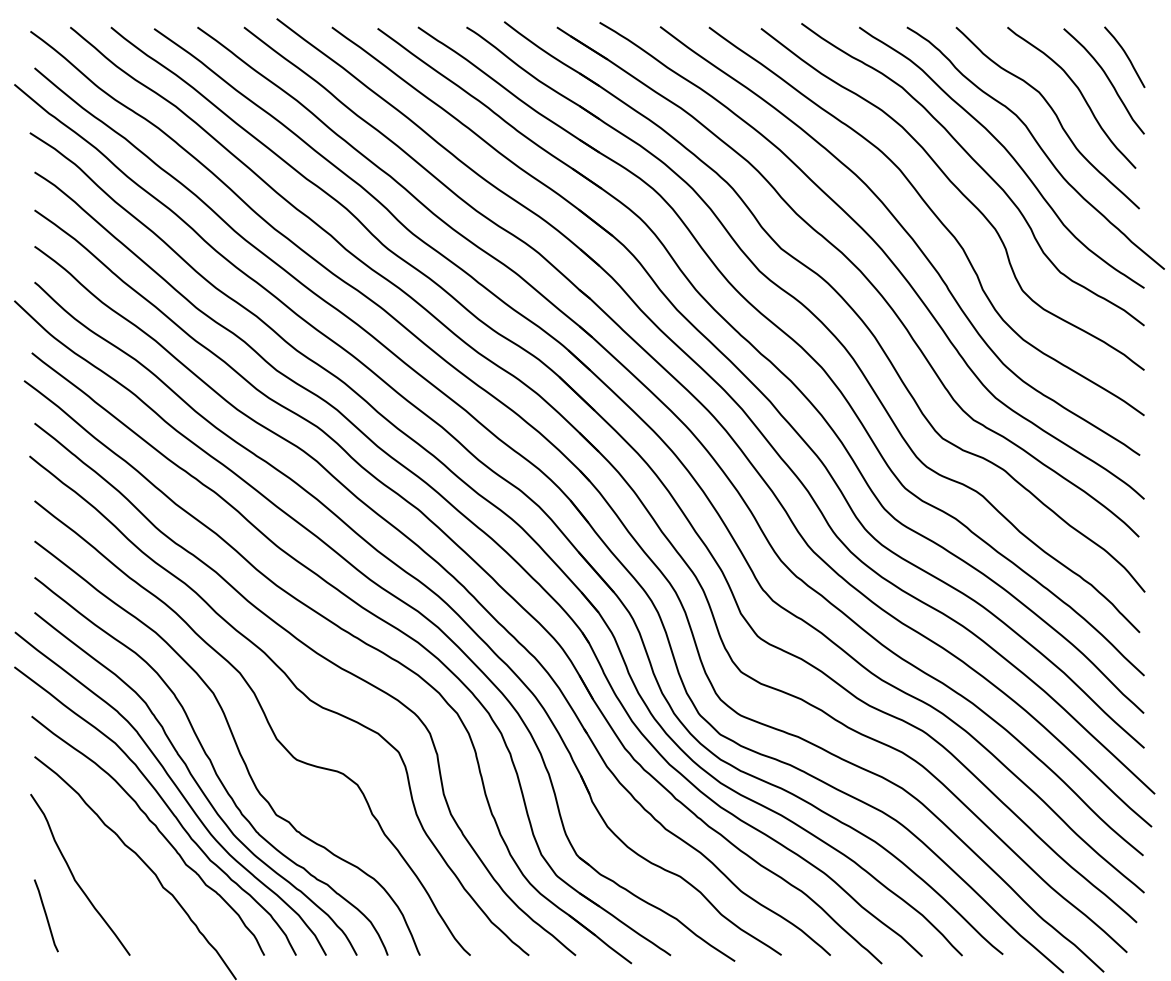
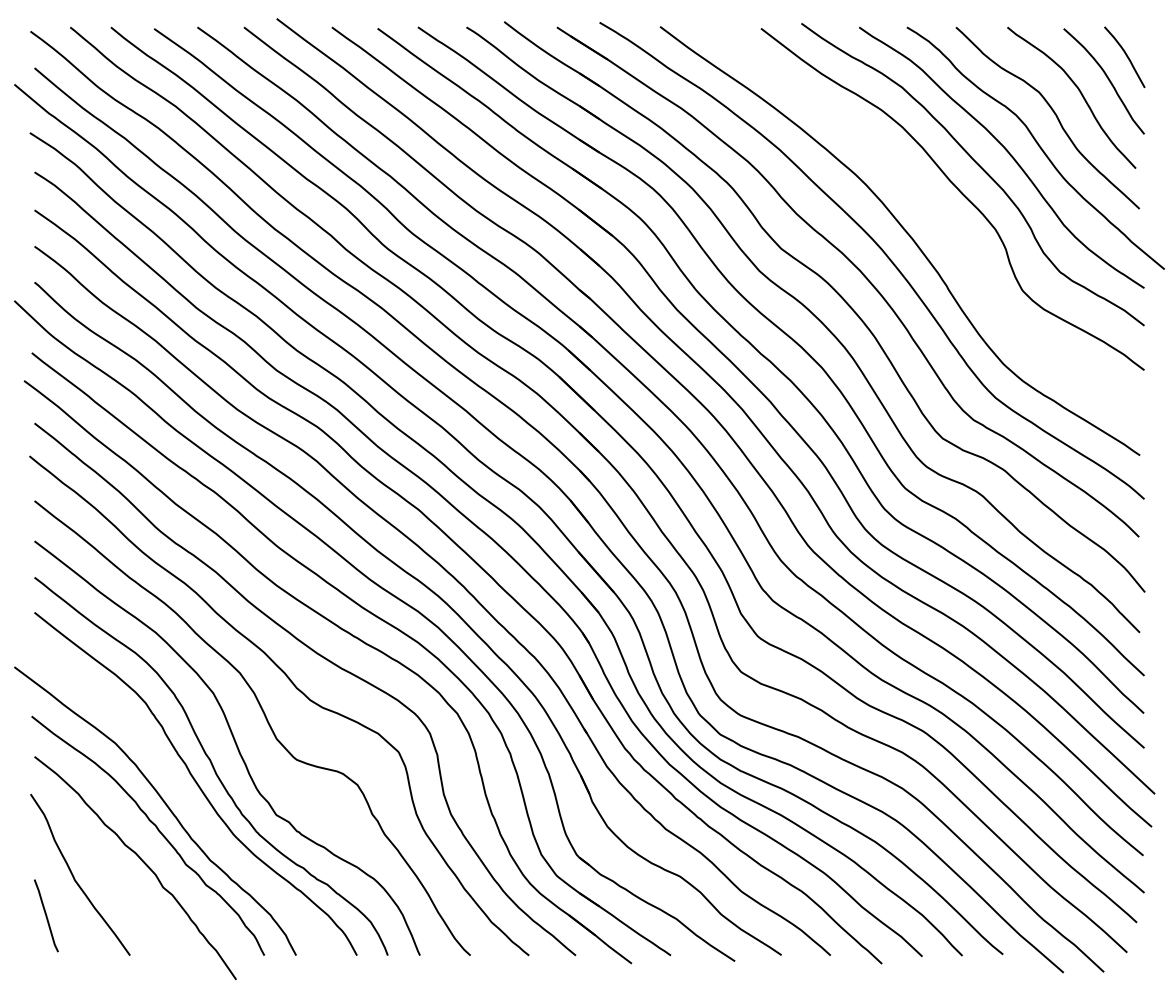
curve: present -> none (933, 214)
curve: present -> none (176, 788)
